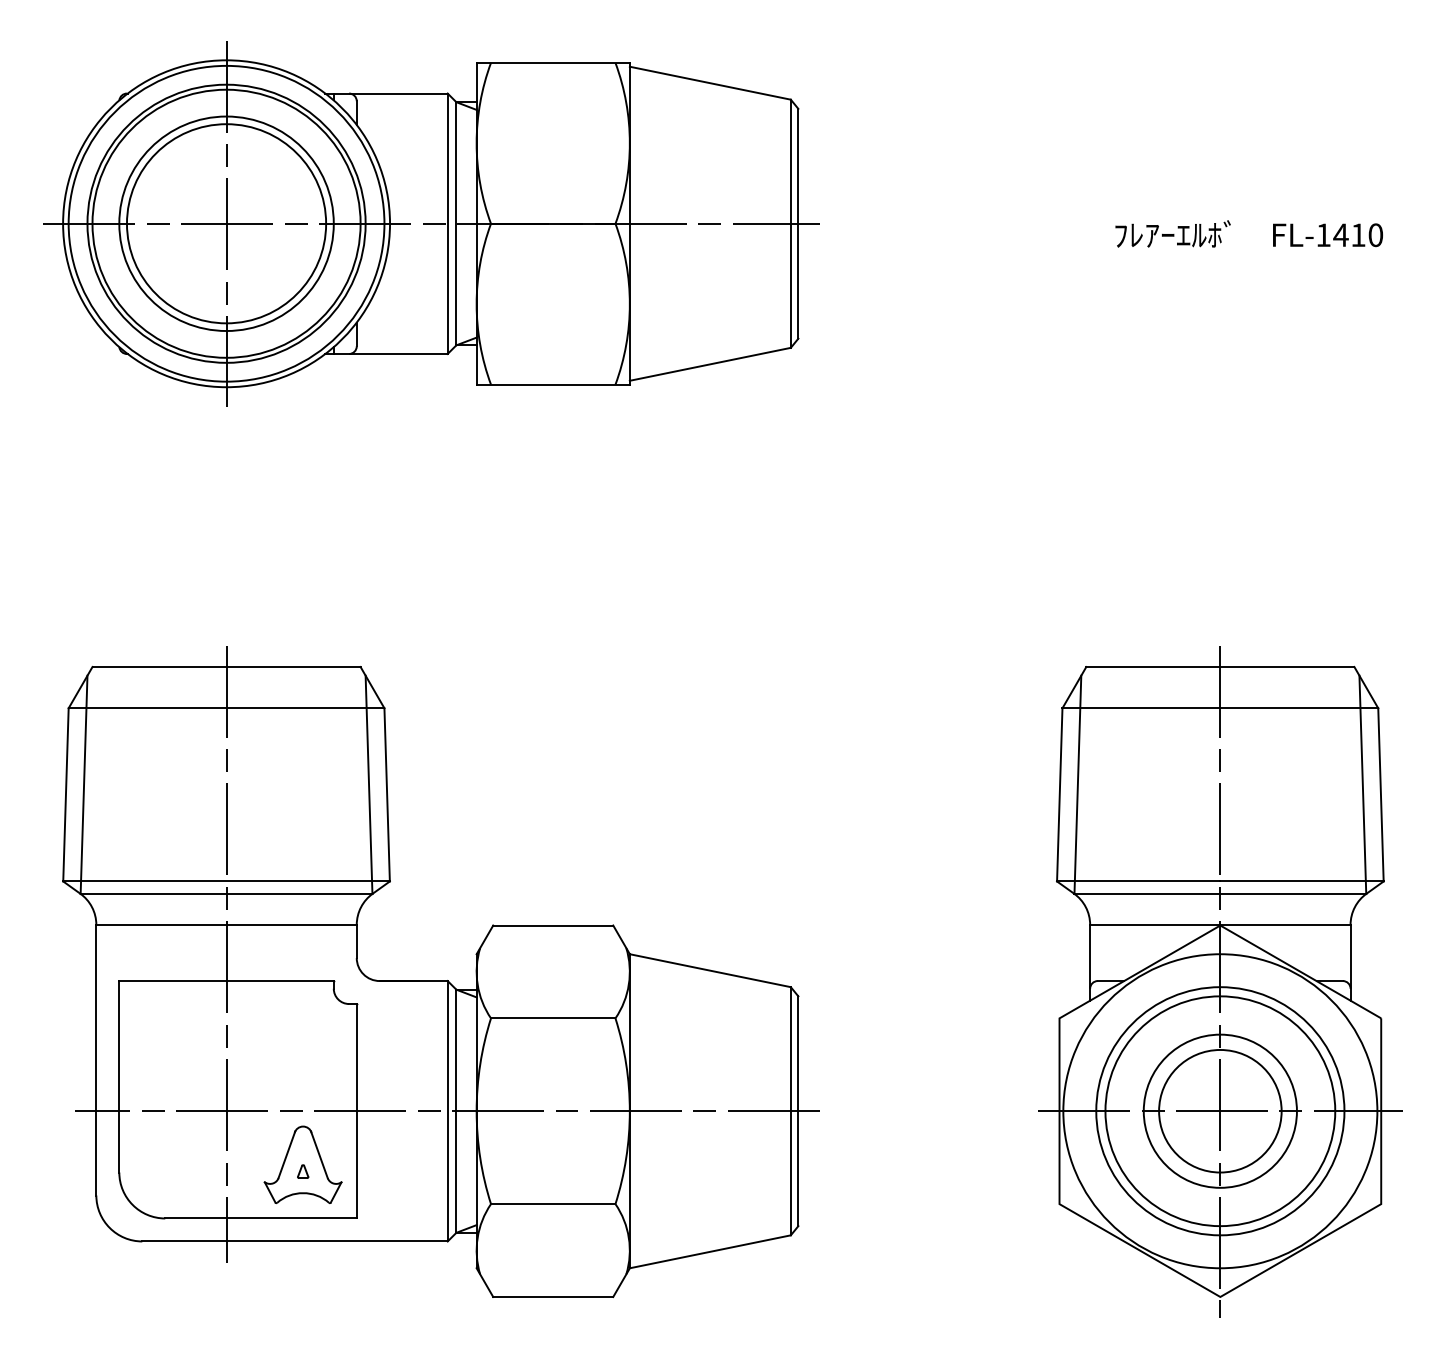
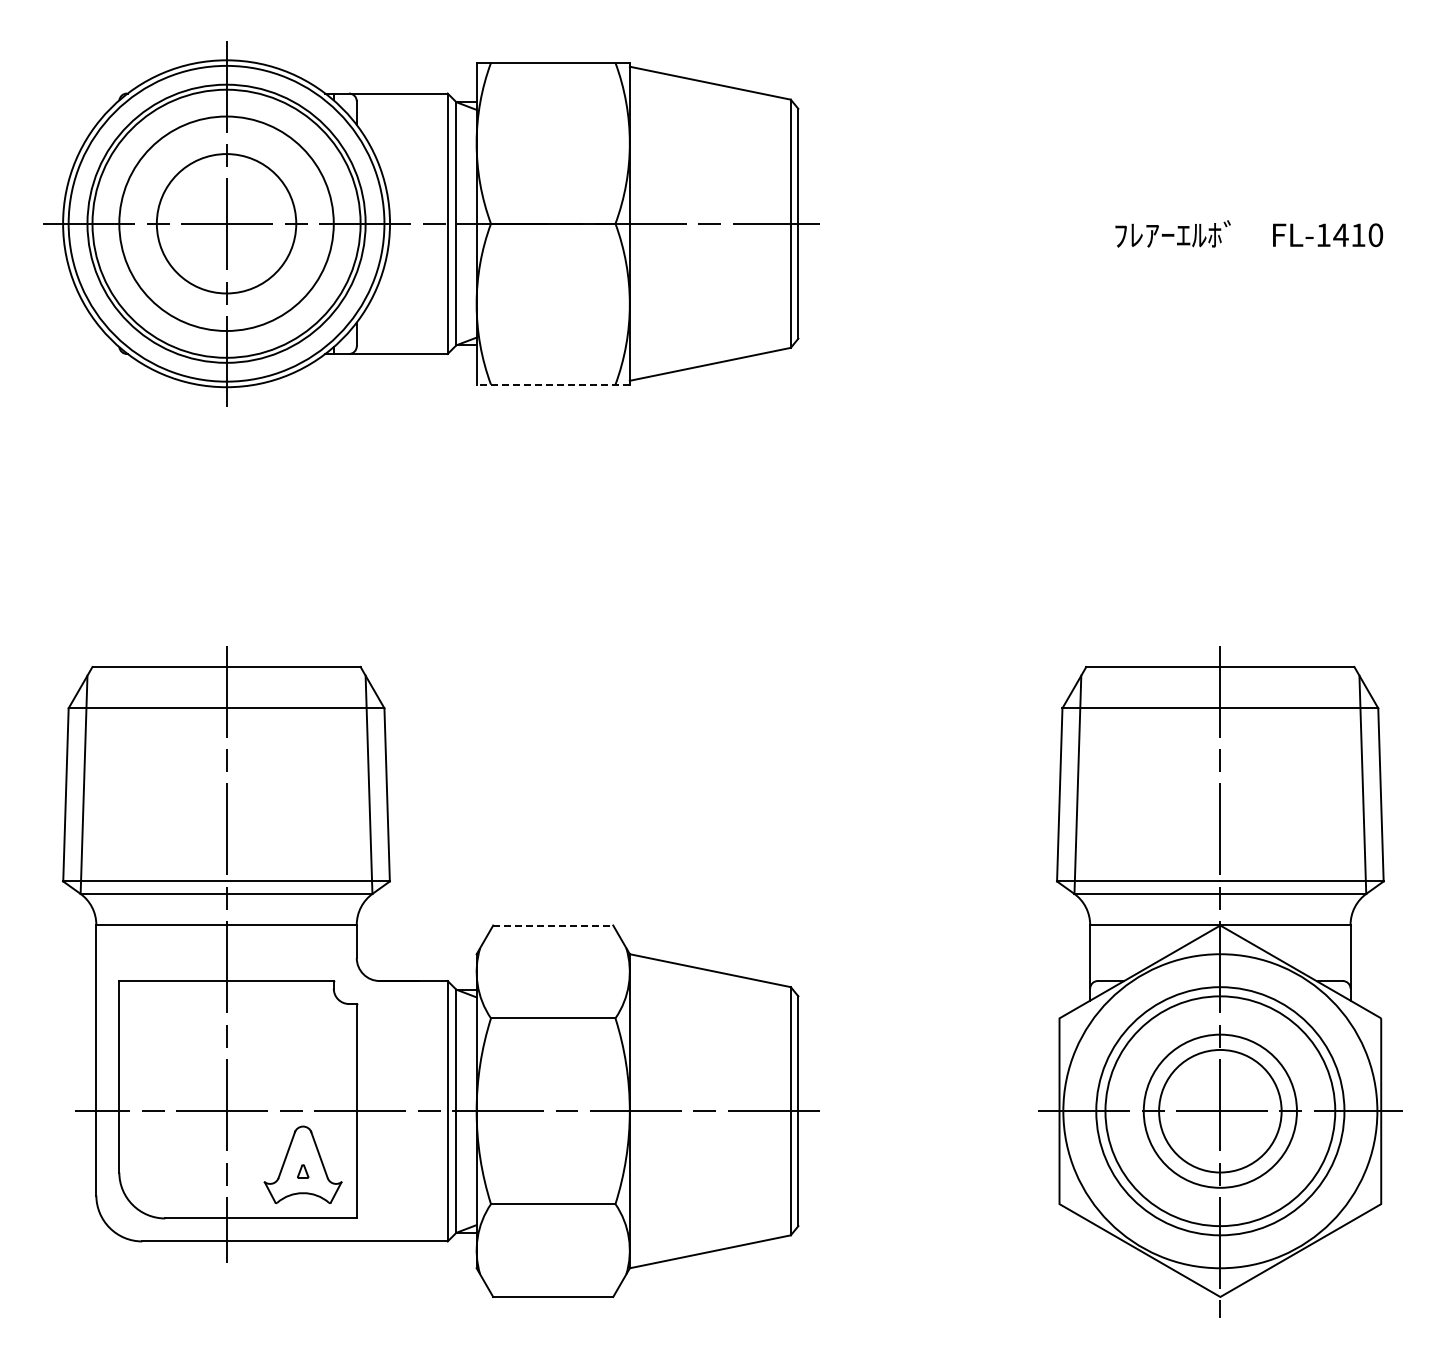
circle diameter: 199 px -> 139 px (226, 223)
line: solid -> dashed (553, 384)
line: solid -> dashed (553, 925)
